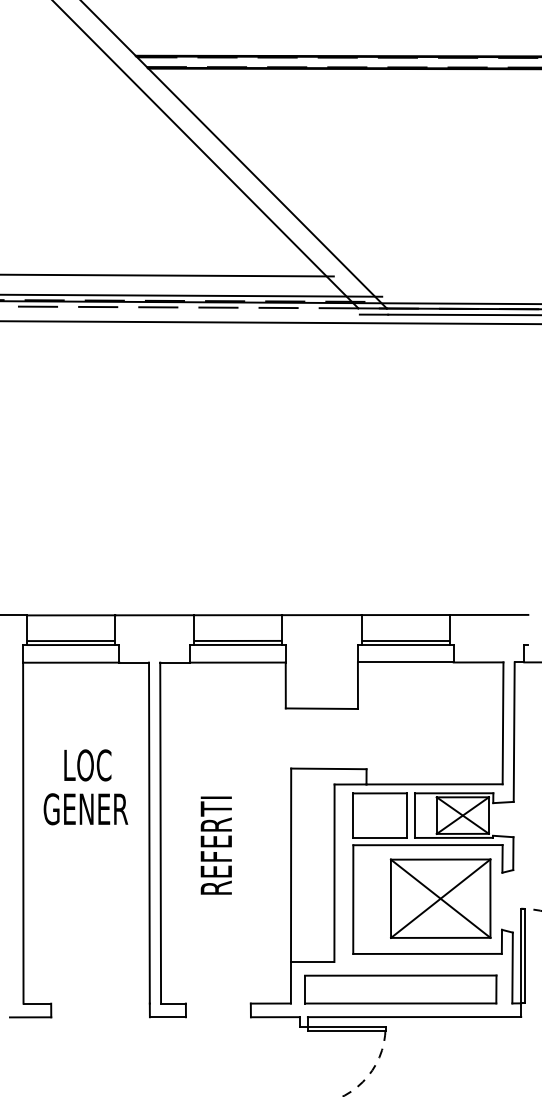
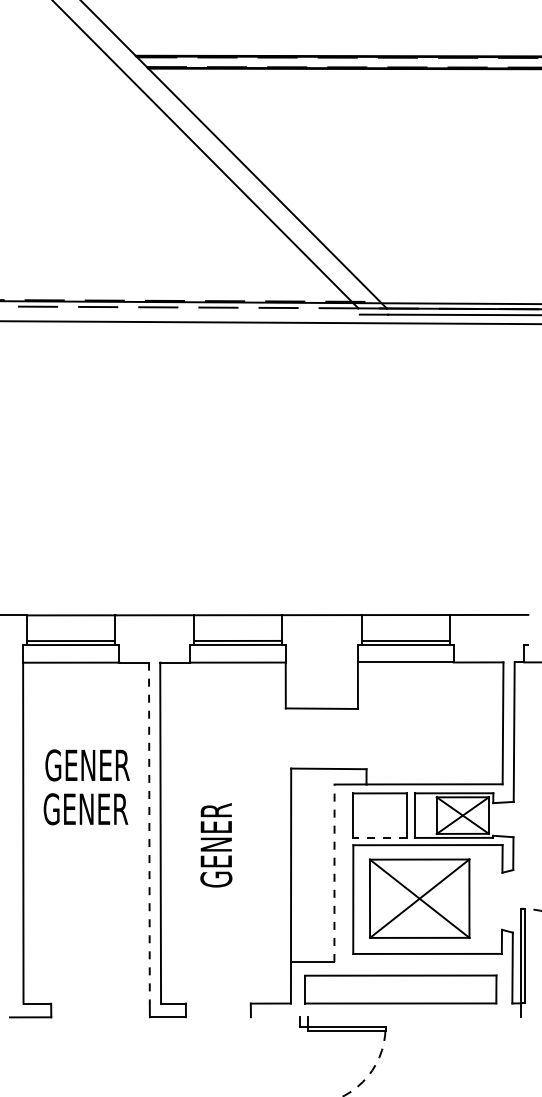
line: present -> none (167, 275)
line: present -> none (192, 295)
text: LOC -> GENER (87, 765)
line: solid -> dashed (149, 833)
line: solid -> dashed (380, 837)
text: REFERTI -> GENER (216, 845)
line: solid -> dashed (334, 873)
part position: (440, 898) -> (419, 898) (419, 898)
line: present -> none (414, 1016)
line: present -> none (274, 1017)
